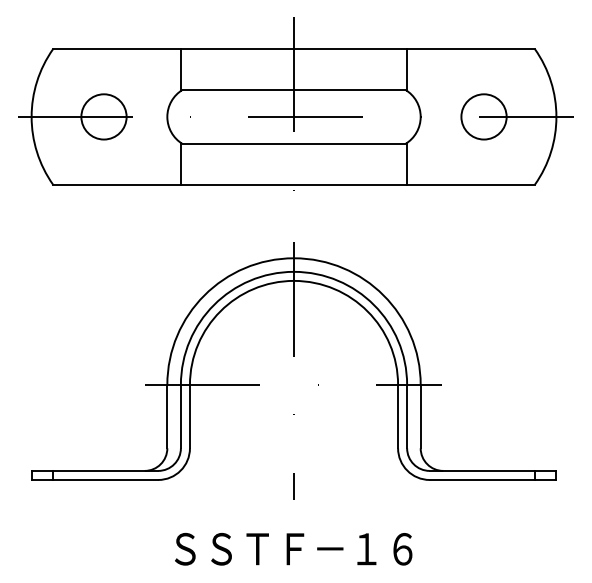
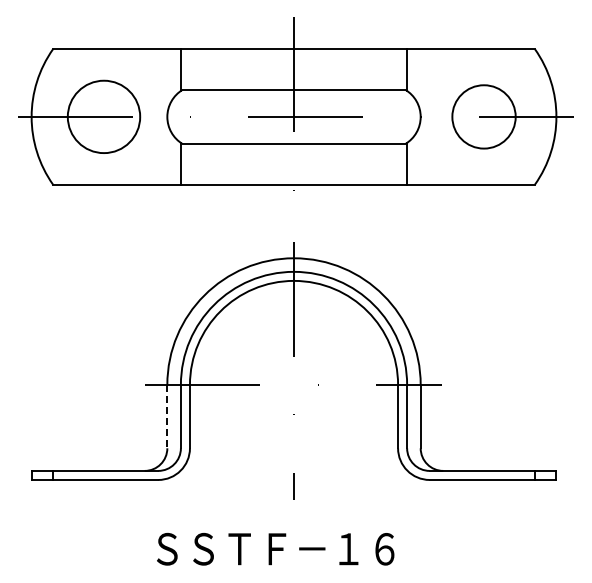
circle diameter: 45 px -> 72 px (103, 116)
circle diameter: 45 px -> 63 px (483, 116)
line: solid -> dashed (167, 416)
text position: (293, 549) -> (275, 549) (275, 549)
